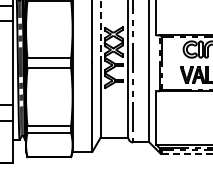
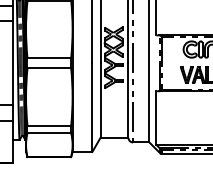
line: dashed -> solid (100, 31)
line: dashed -> solid (187, 154)
